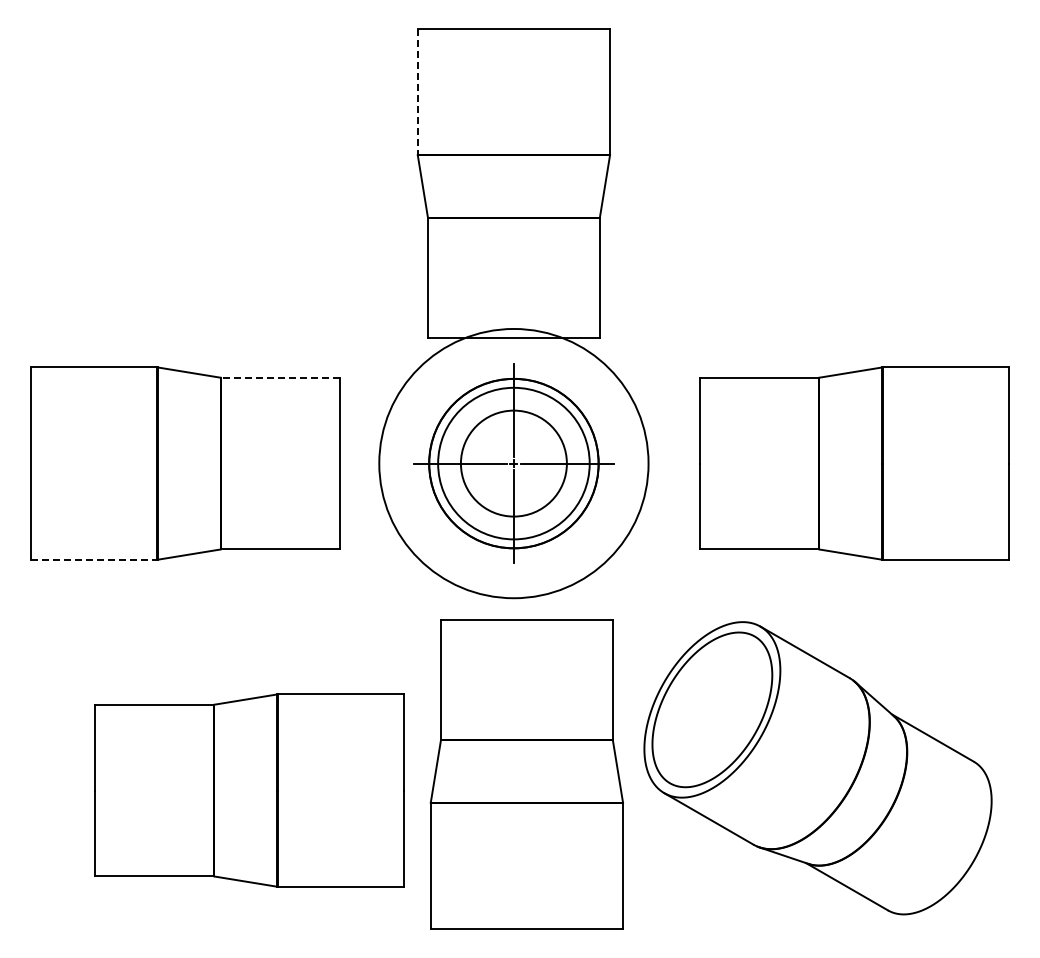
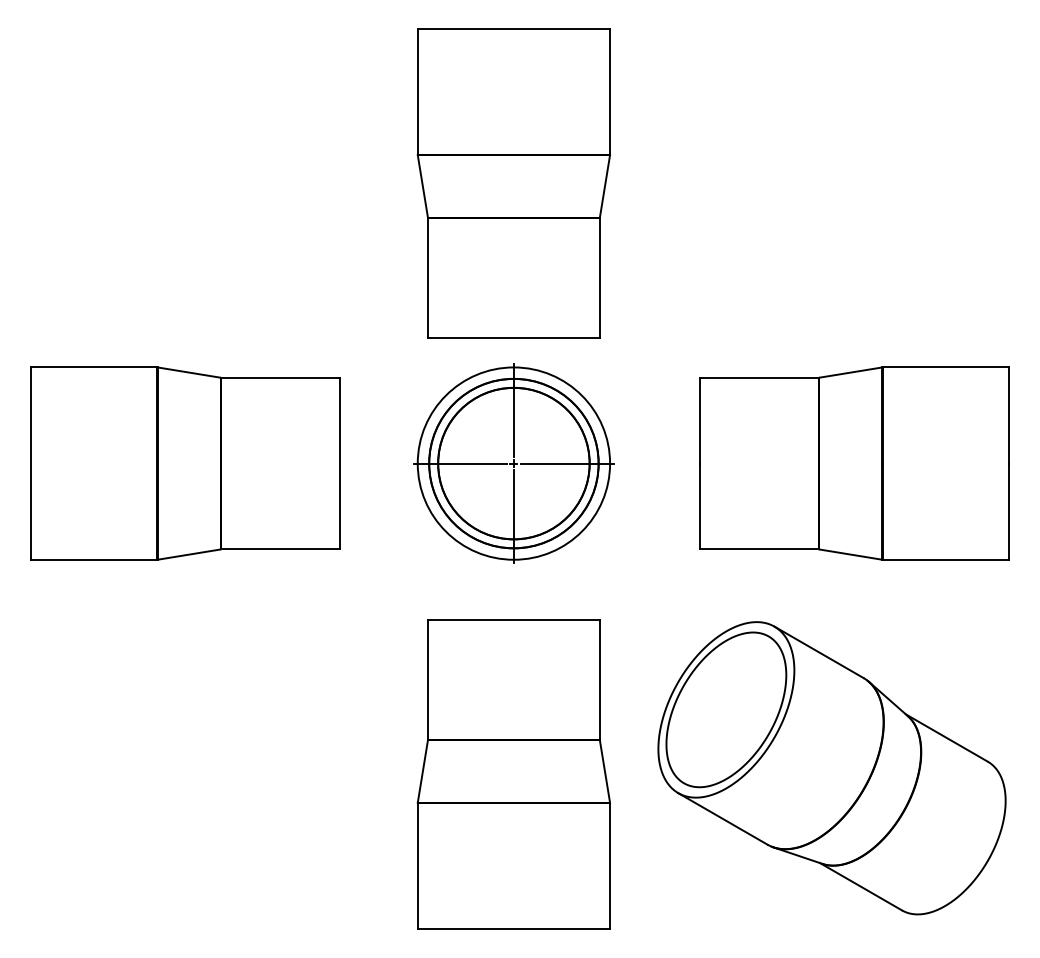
line: dashed -> solid (417, 92)
line: dashed -> solid (280, 377)
circle diameter: 106 px -> 151 px (513, 463)
circle diameter: 269 px -> 192 px (513, 463)
line: dashed -> solid (94, 559)
part position: (817, 768) -> (831, 768) (831, 768)
part position: (526, 774) -> (513, 774) (513, 774)
part: present -> none (249, 790)
